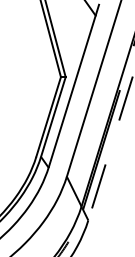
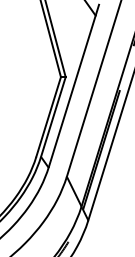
line: dashed -> solid (111, 145)
